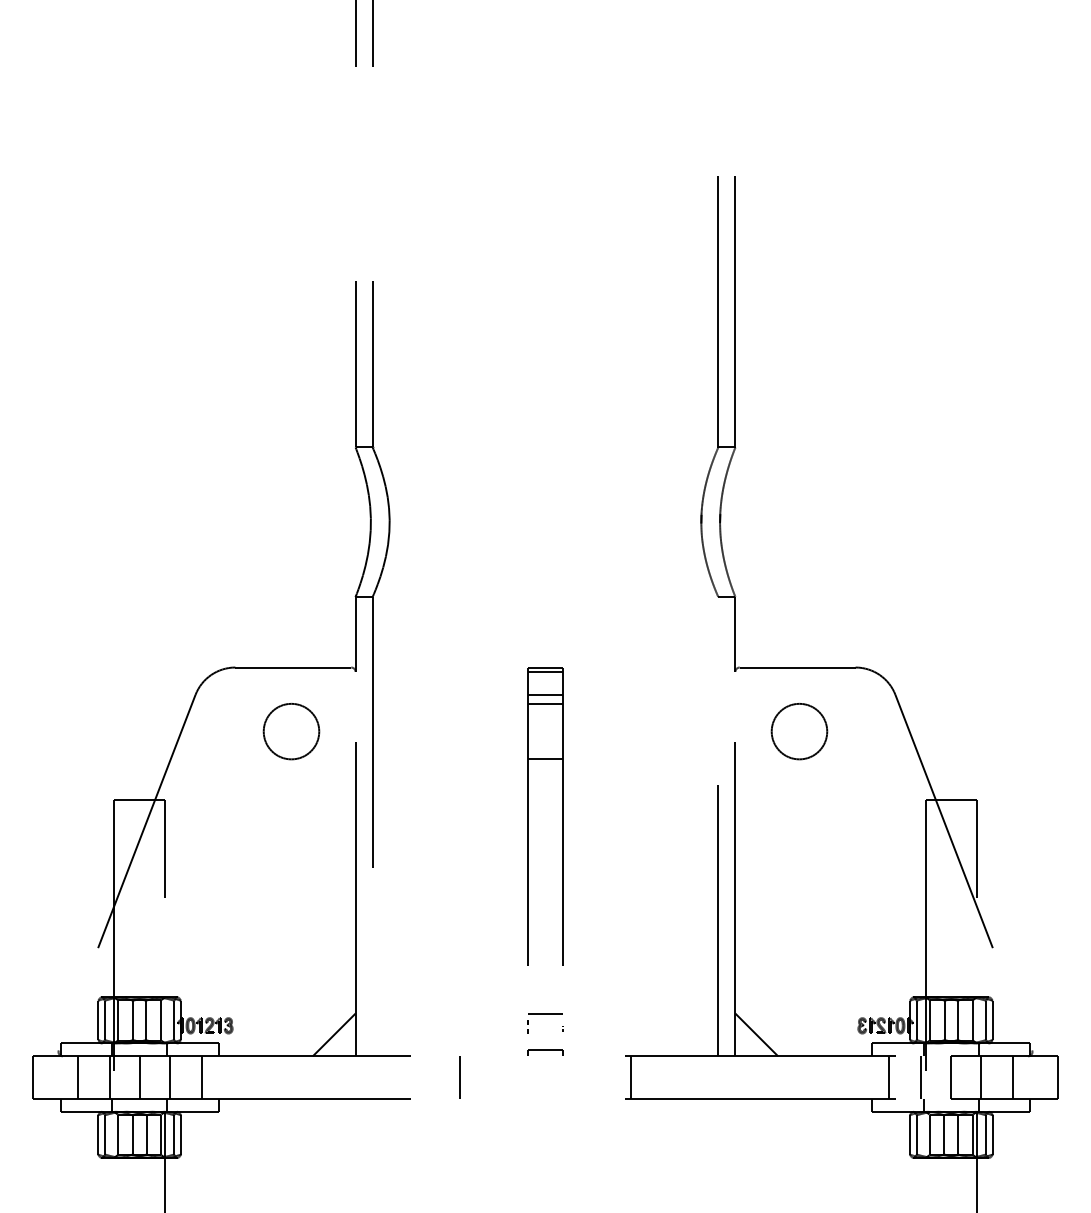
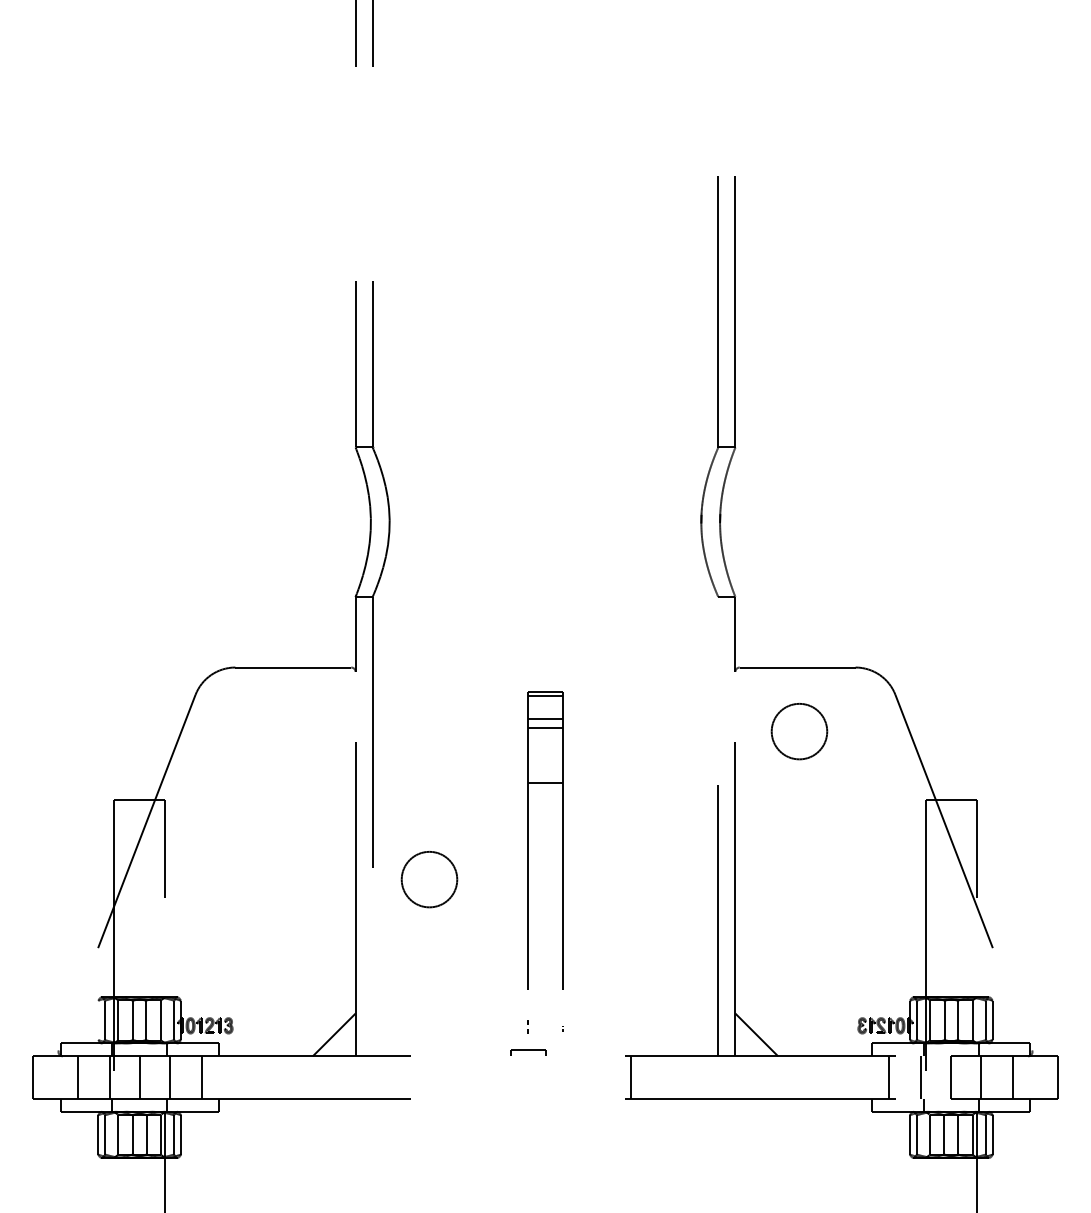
circle position: (291, 731) -> (429, 879) (429, 879)
part position: (528, 816) -> (528, 840) (528, 840)
line: present -> none (545, 1013)
line: present -> none (98, 1020)
part position: (545, 1052) -> (528, 1052) (528, 1052)
line: present -> none (460, 1077)
